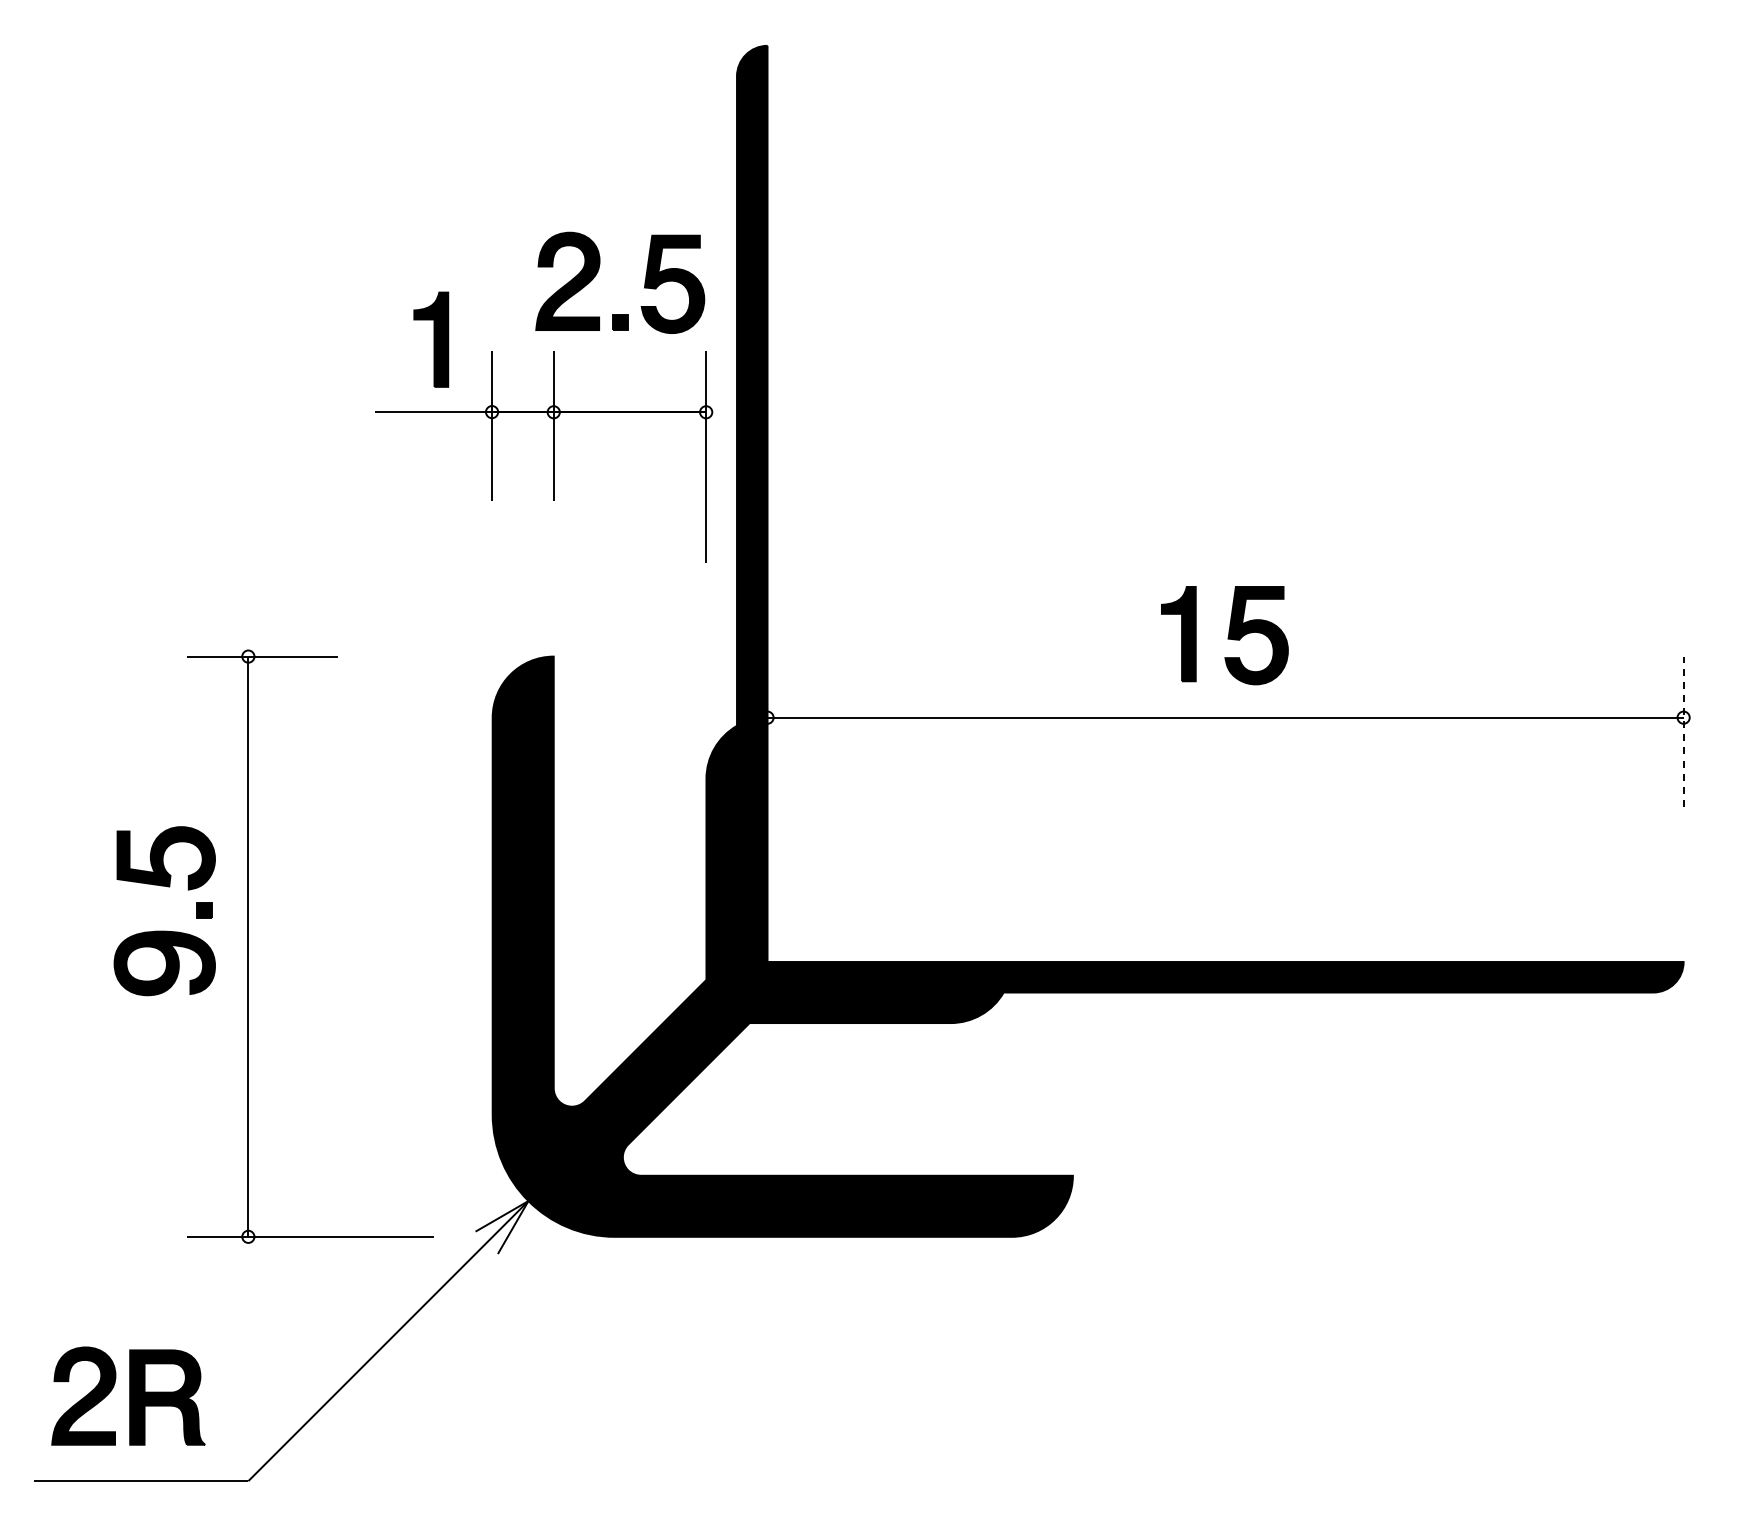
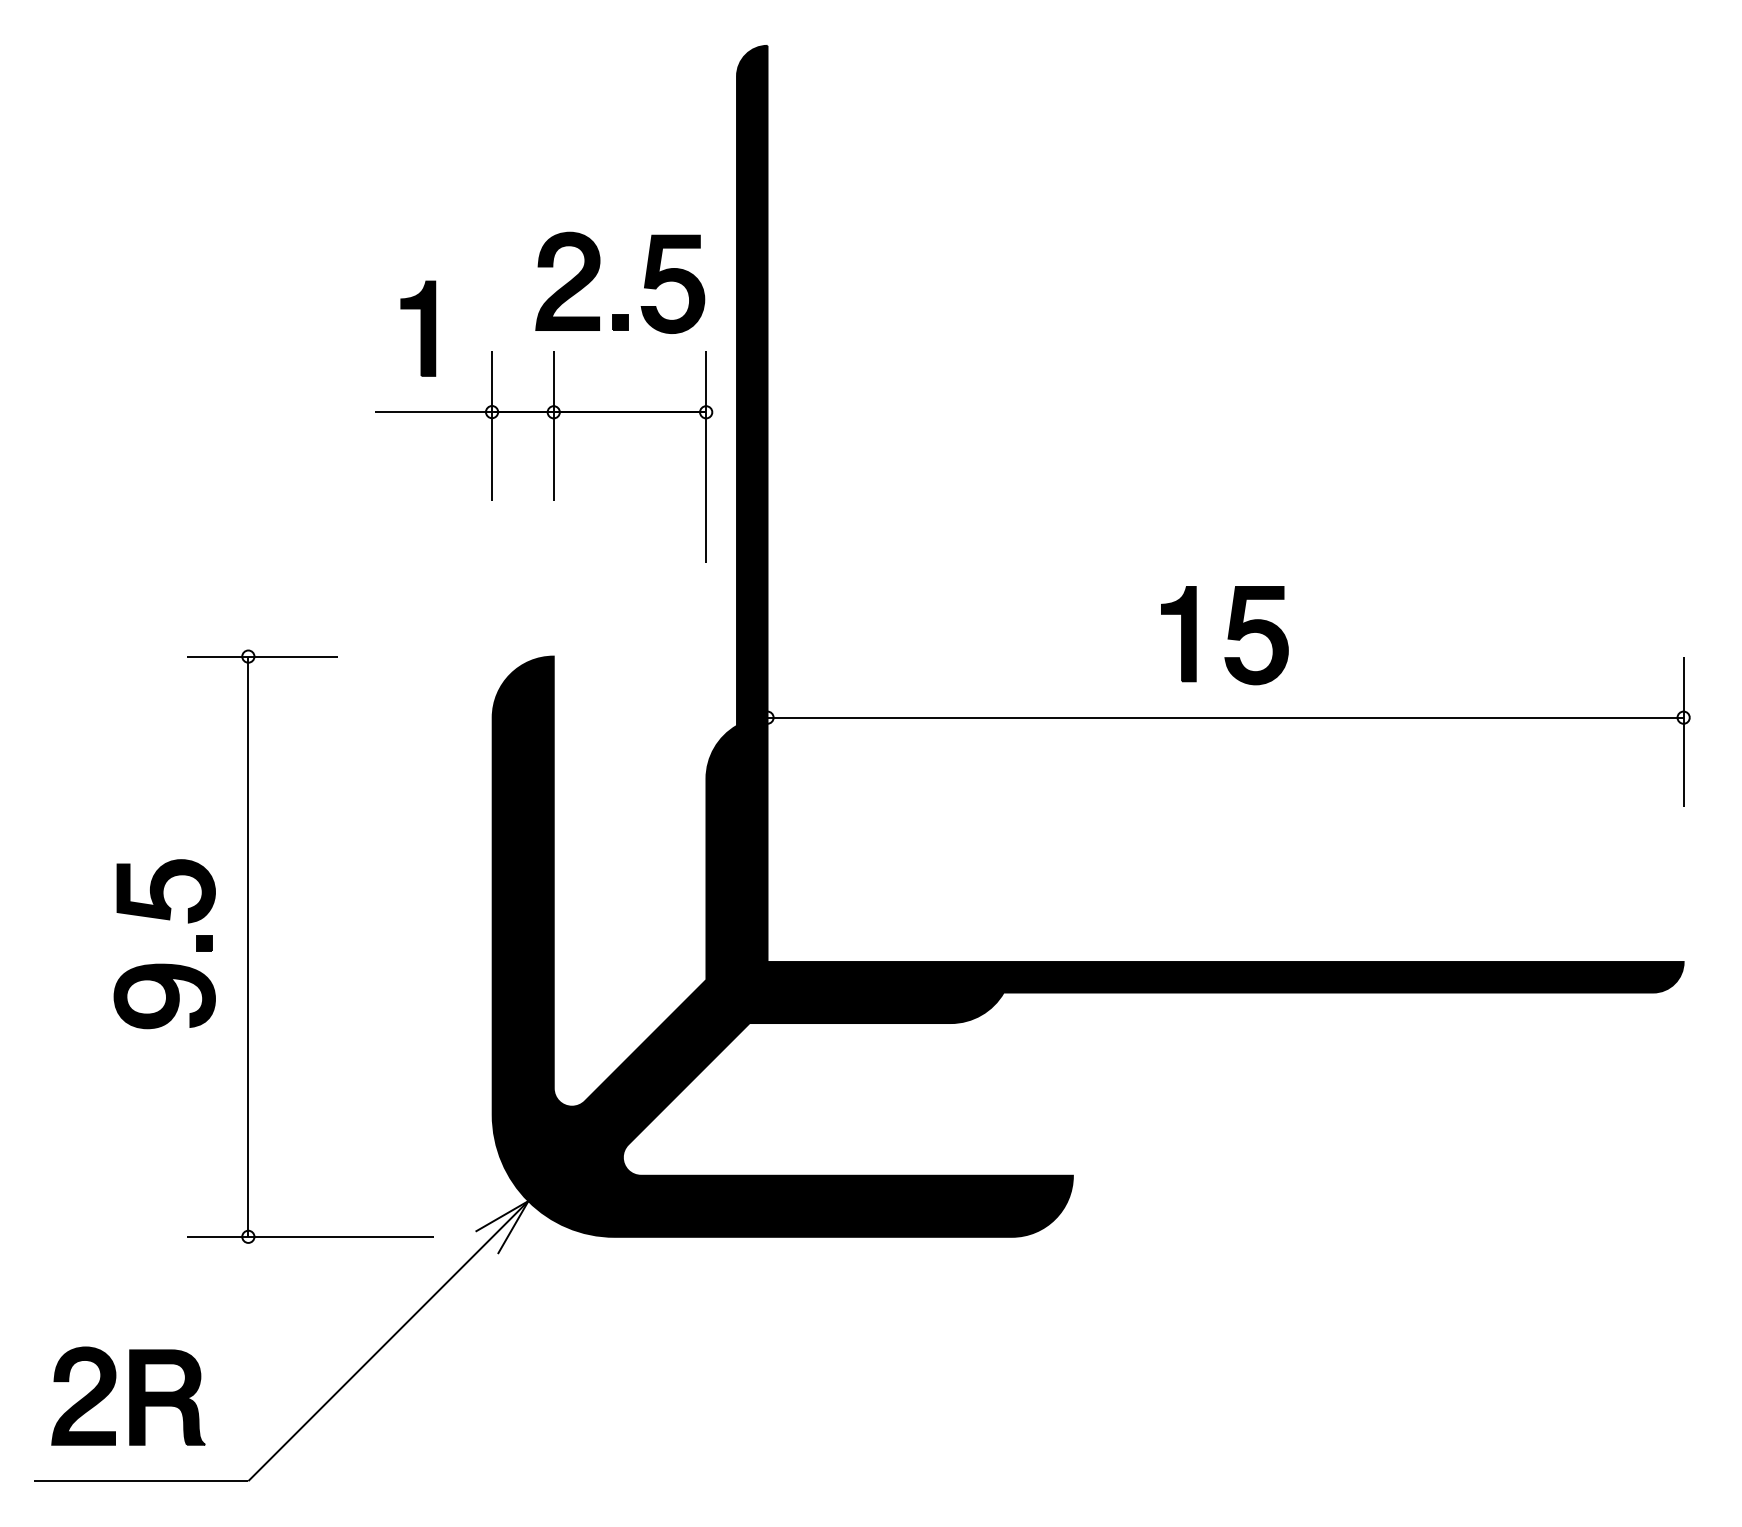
part position: (431, 339) -> (418, 328) (418, 328)
line: dashed -> solid (1683, 731)
part position: (164, 930) -> (164, 963) (164, 963)
